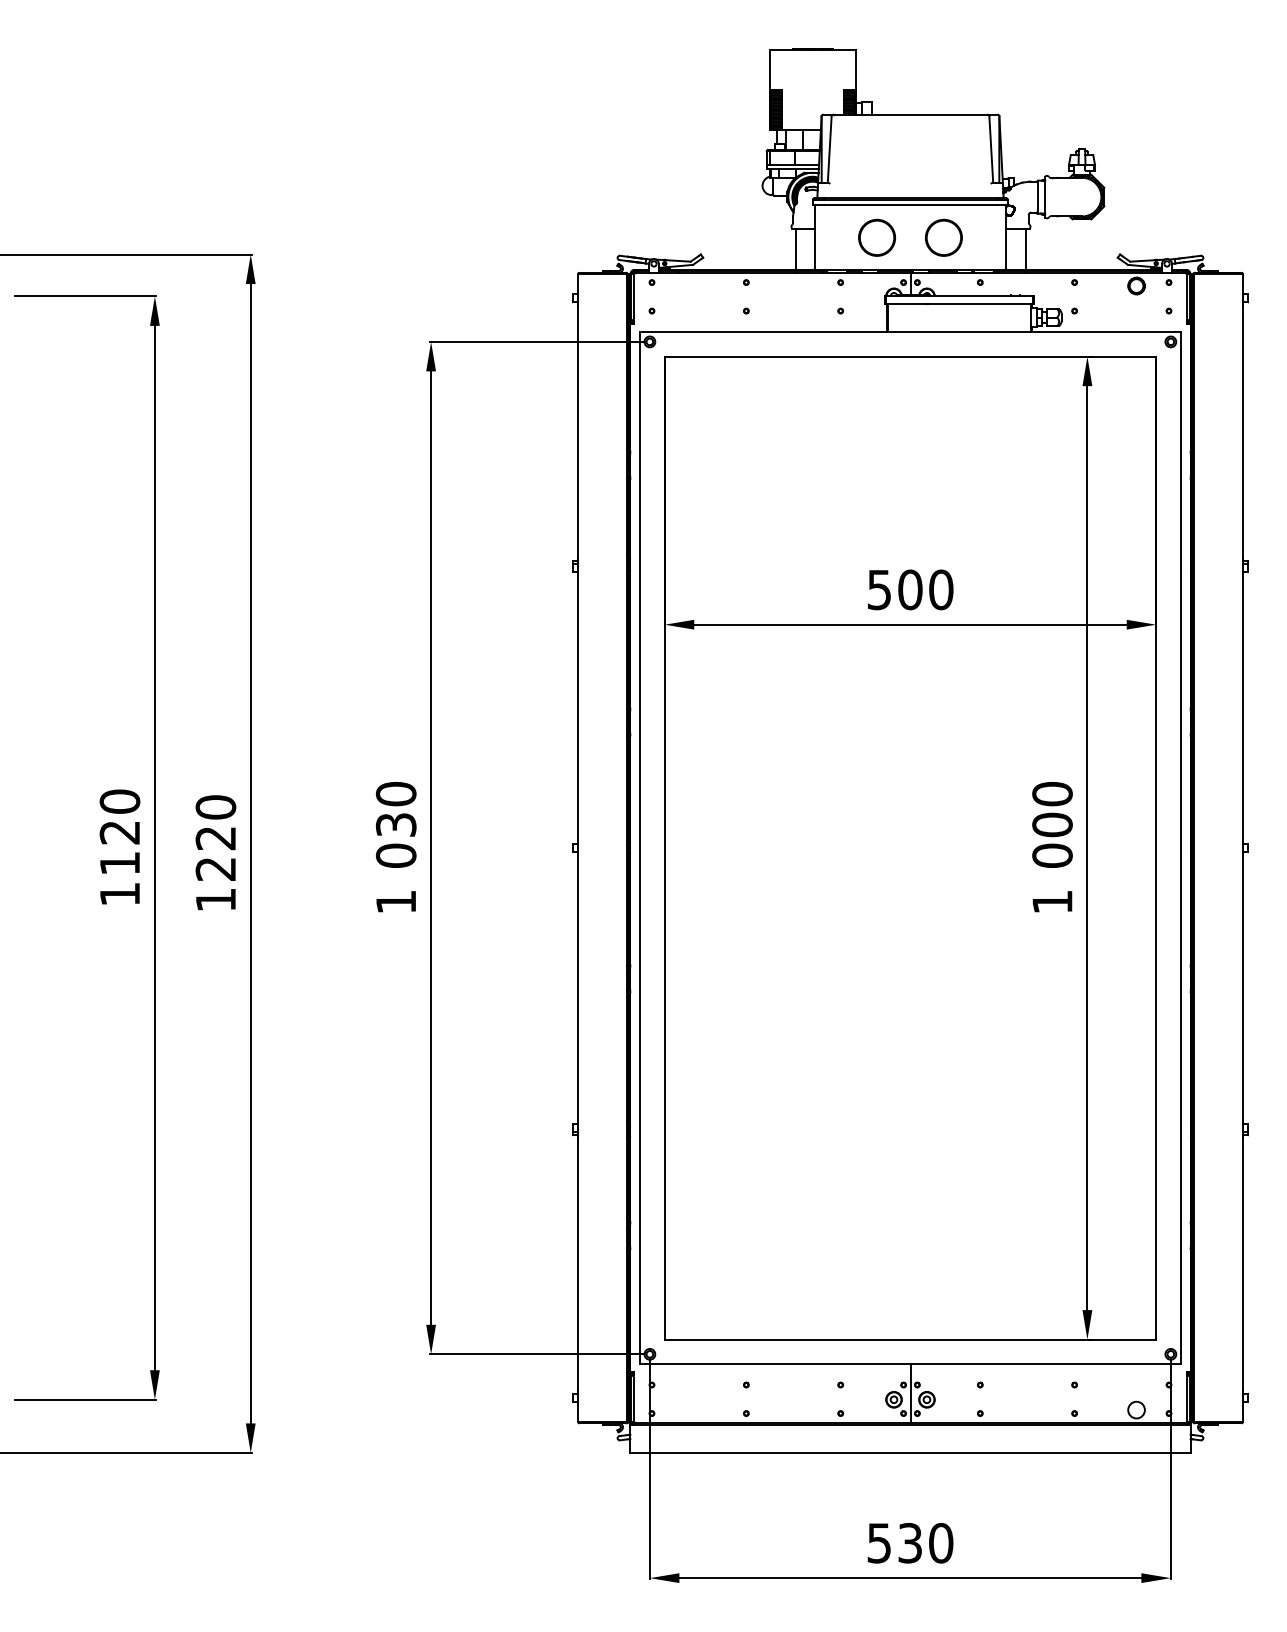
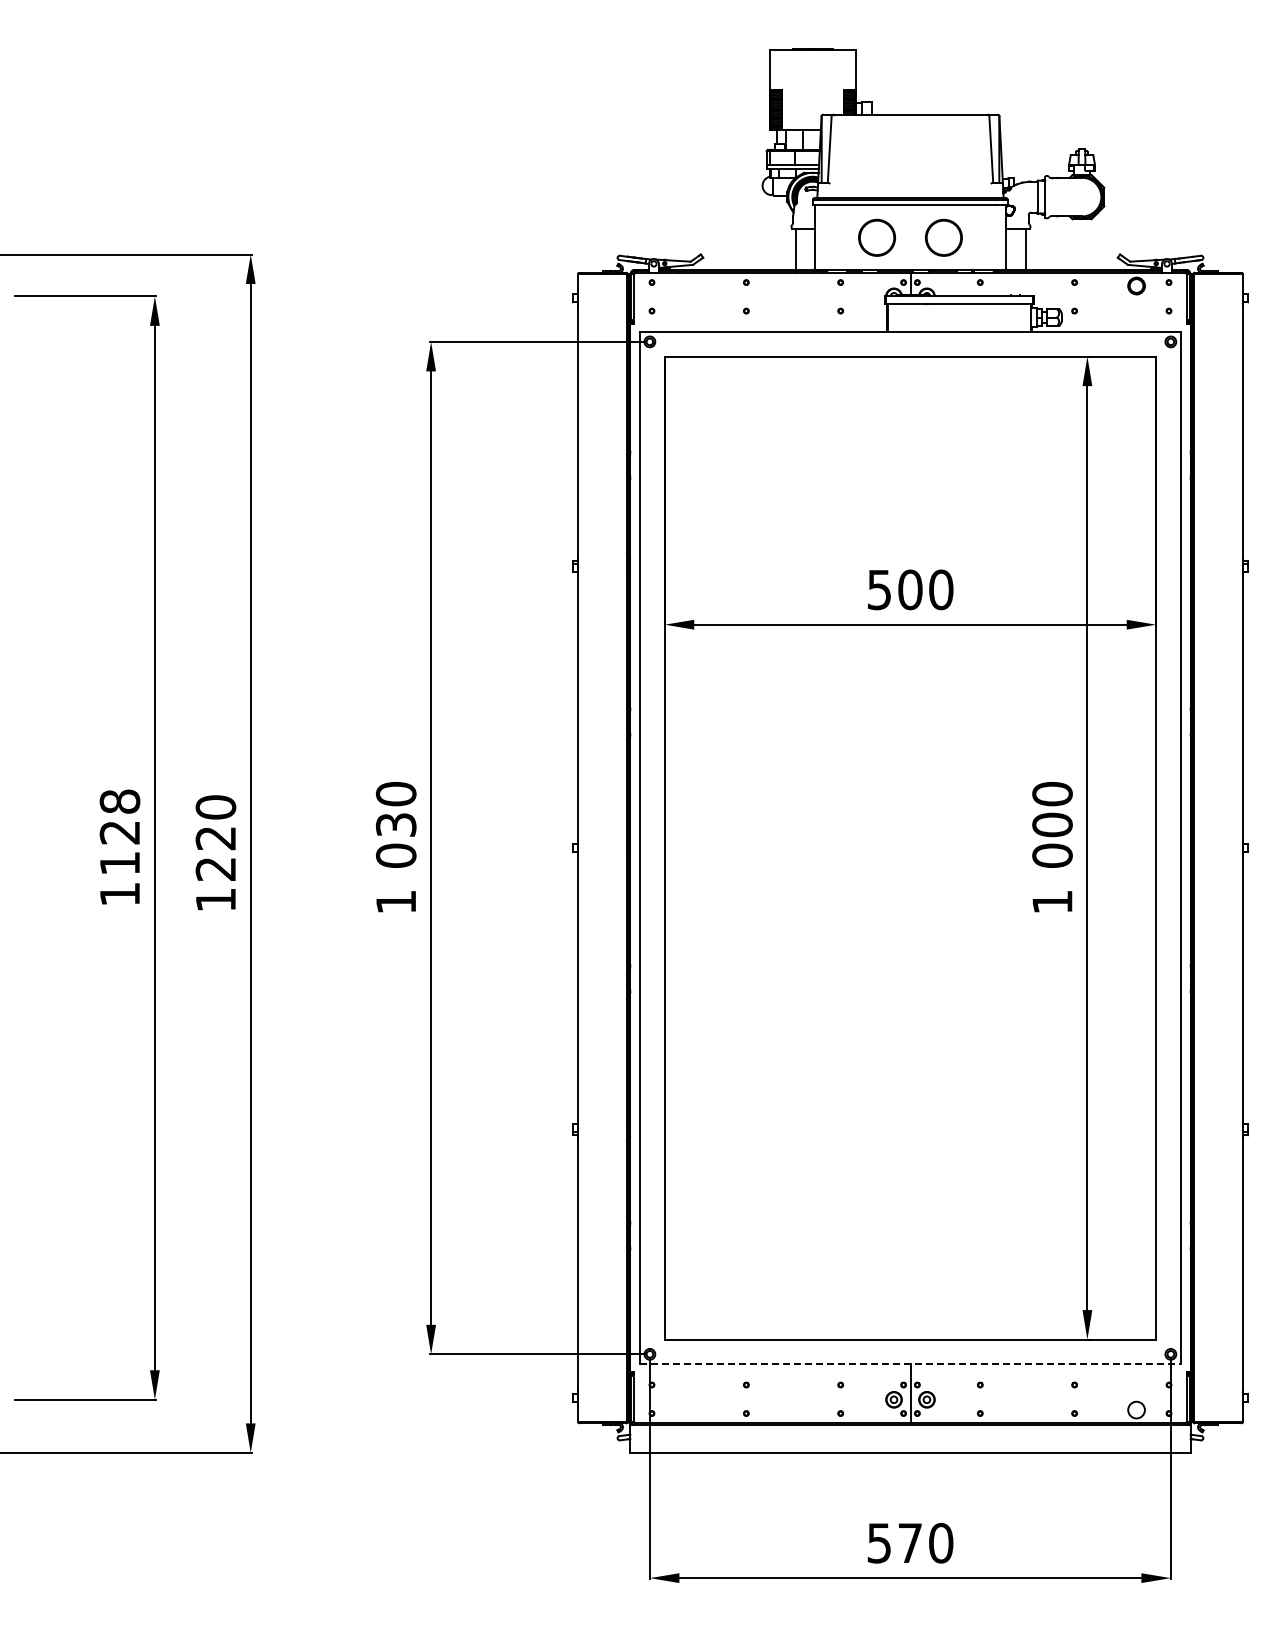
text: 1120 -> 1128 (119, 801)
line: solid -> dashed (910, 1364)
text: 530 -> 570 (909, 1543)
